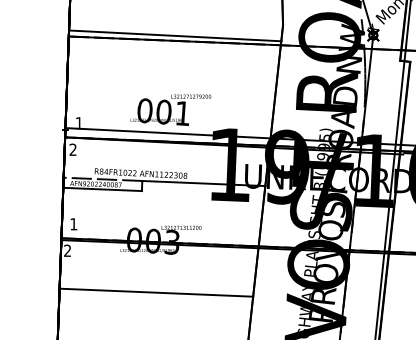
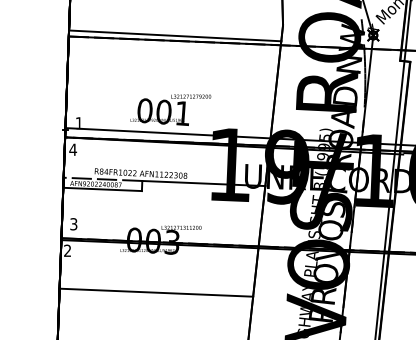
text: 2 -> 4 (73, 149)
text: 1 -> 3 (73, 224)
